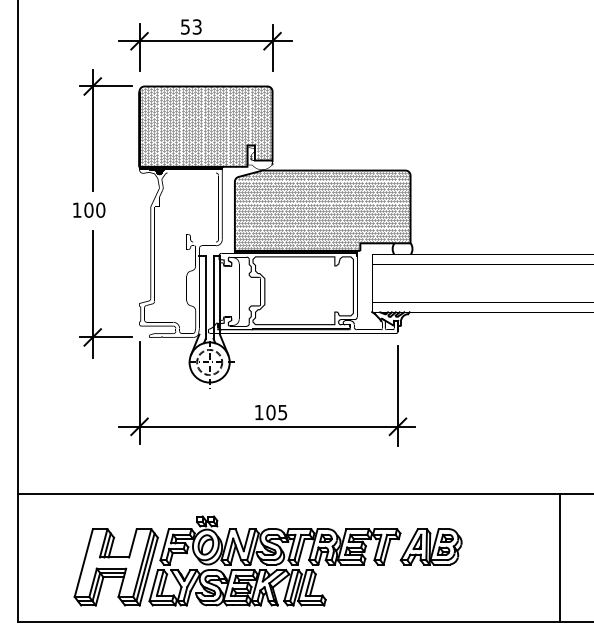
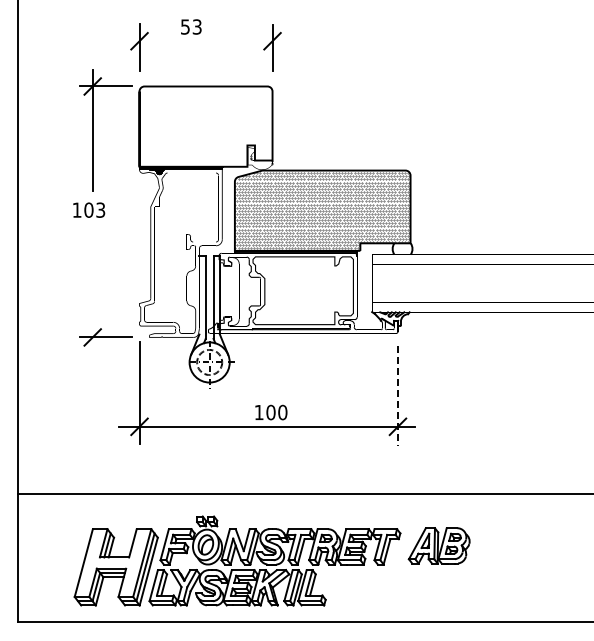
line: present -> none (205, 41)
hatch: present -> none (205, 126)
text: 100 -> 103 (100, 209)
line: present -> none (92, 294)
line: solid -> dashed (397, 395)
text: 105 -> 100 (282, 412)
part position: (430, 546) -> (438, 545) (438, 545)
line: present -> none (560, 557)
